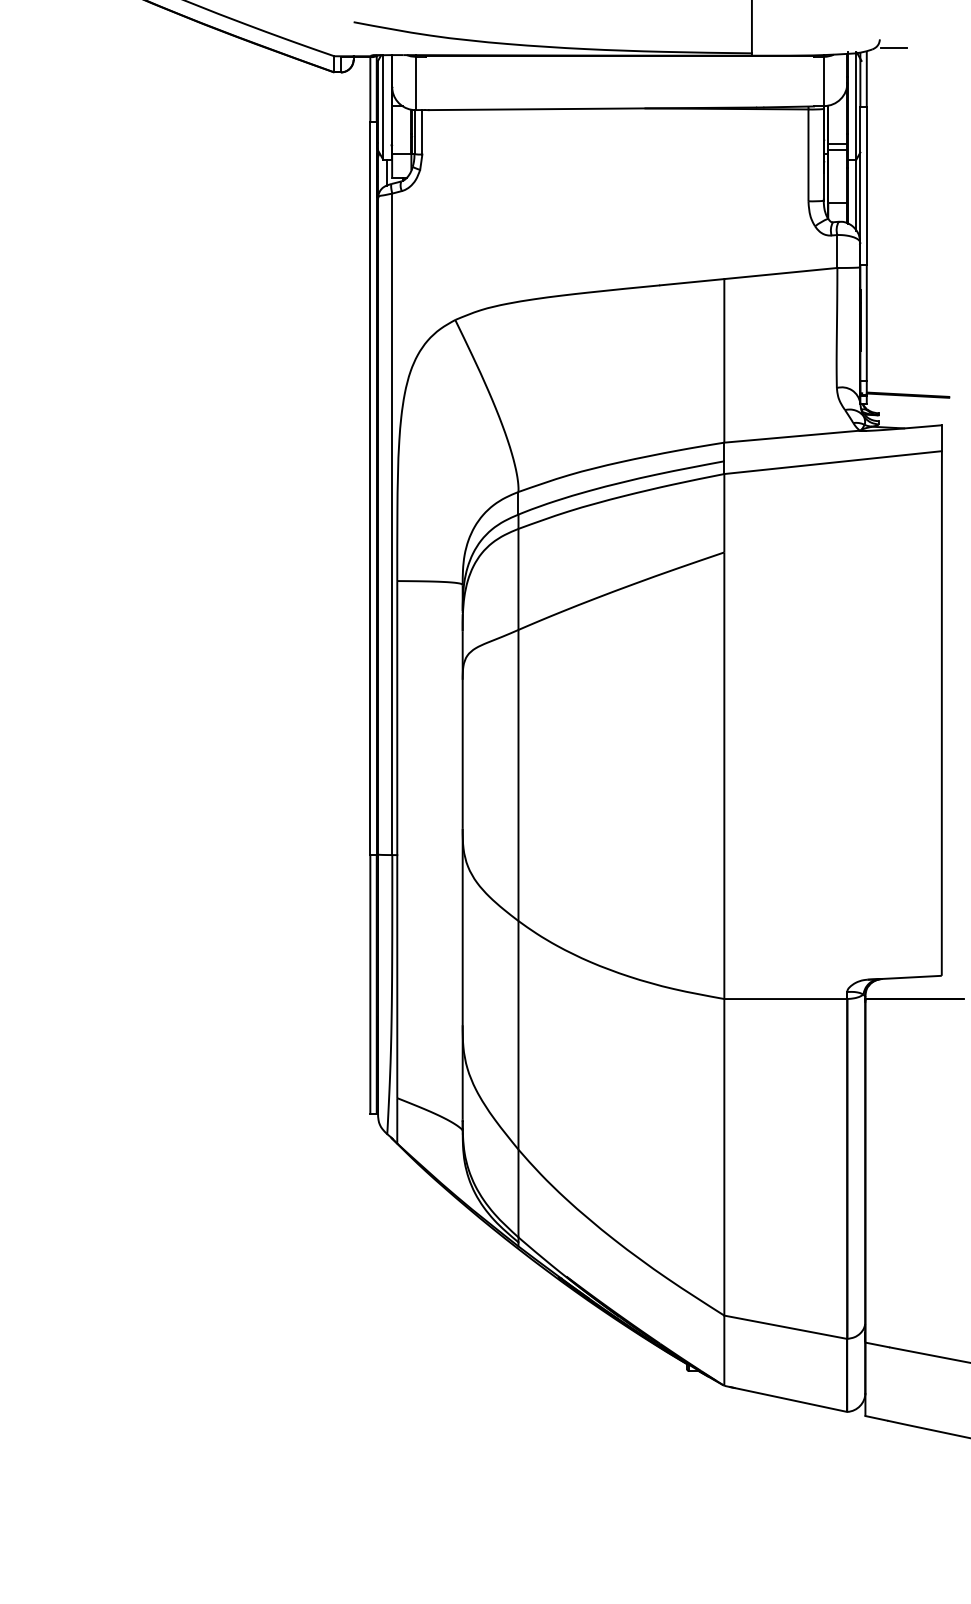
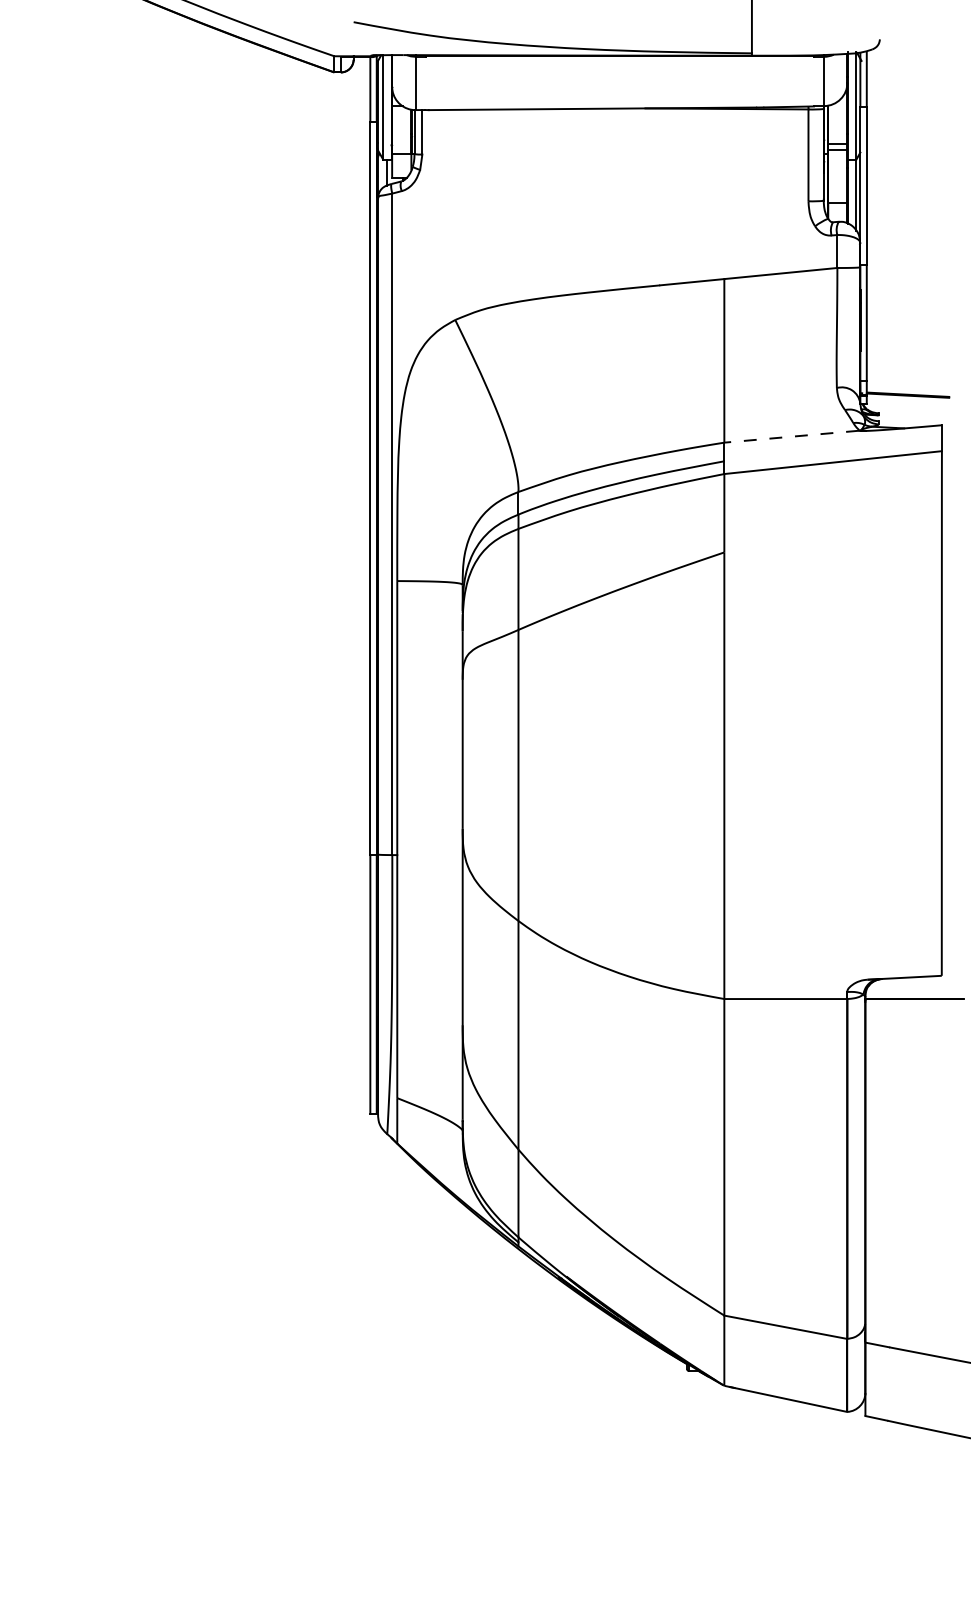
line: present -> none (894, 48)
line: solid -> dashed (791, 436)
